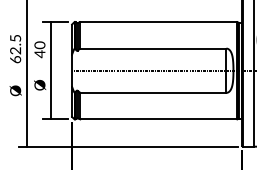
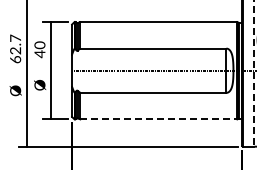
text: 62.5 -> 62.7 (15, 37)
line: solid -> dashed (254, 73)
line: solid -> dashed (158, 119)
